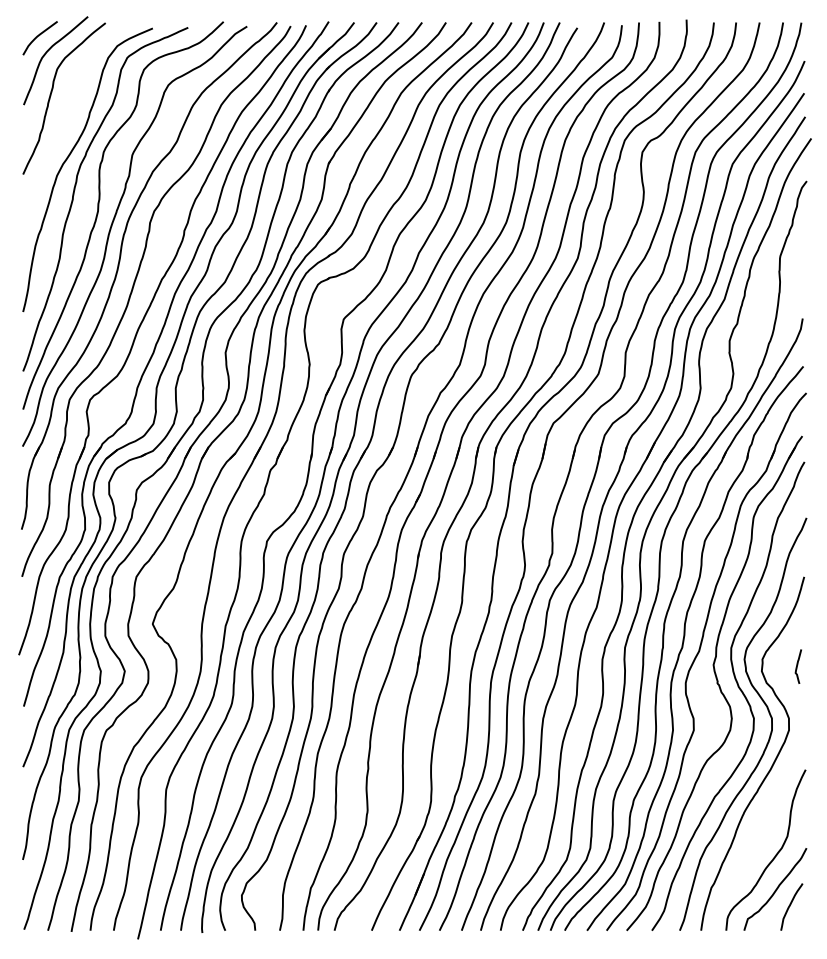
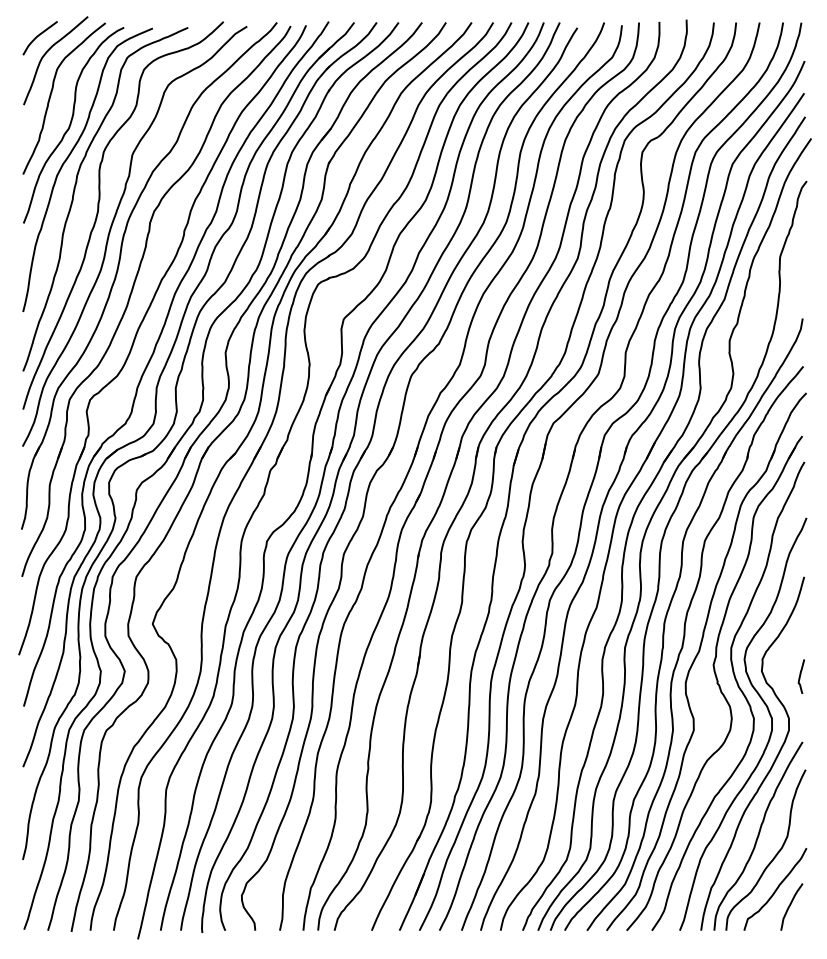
curve: none -> present (71, 124)
curve position: (797, 666) -> (800, 676) (800, 676)
curve: none -> present (758, 835)
